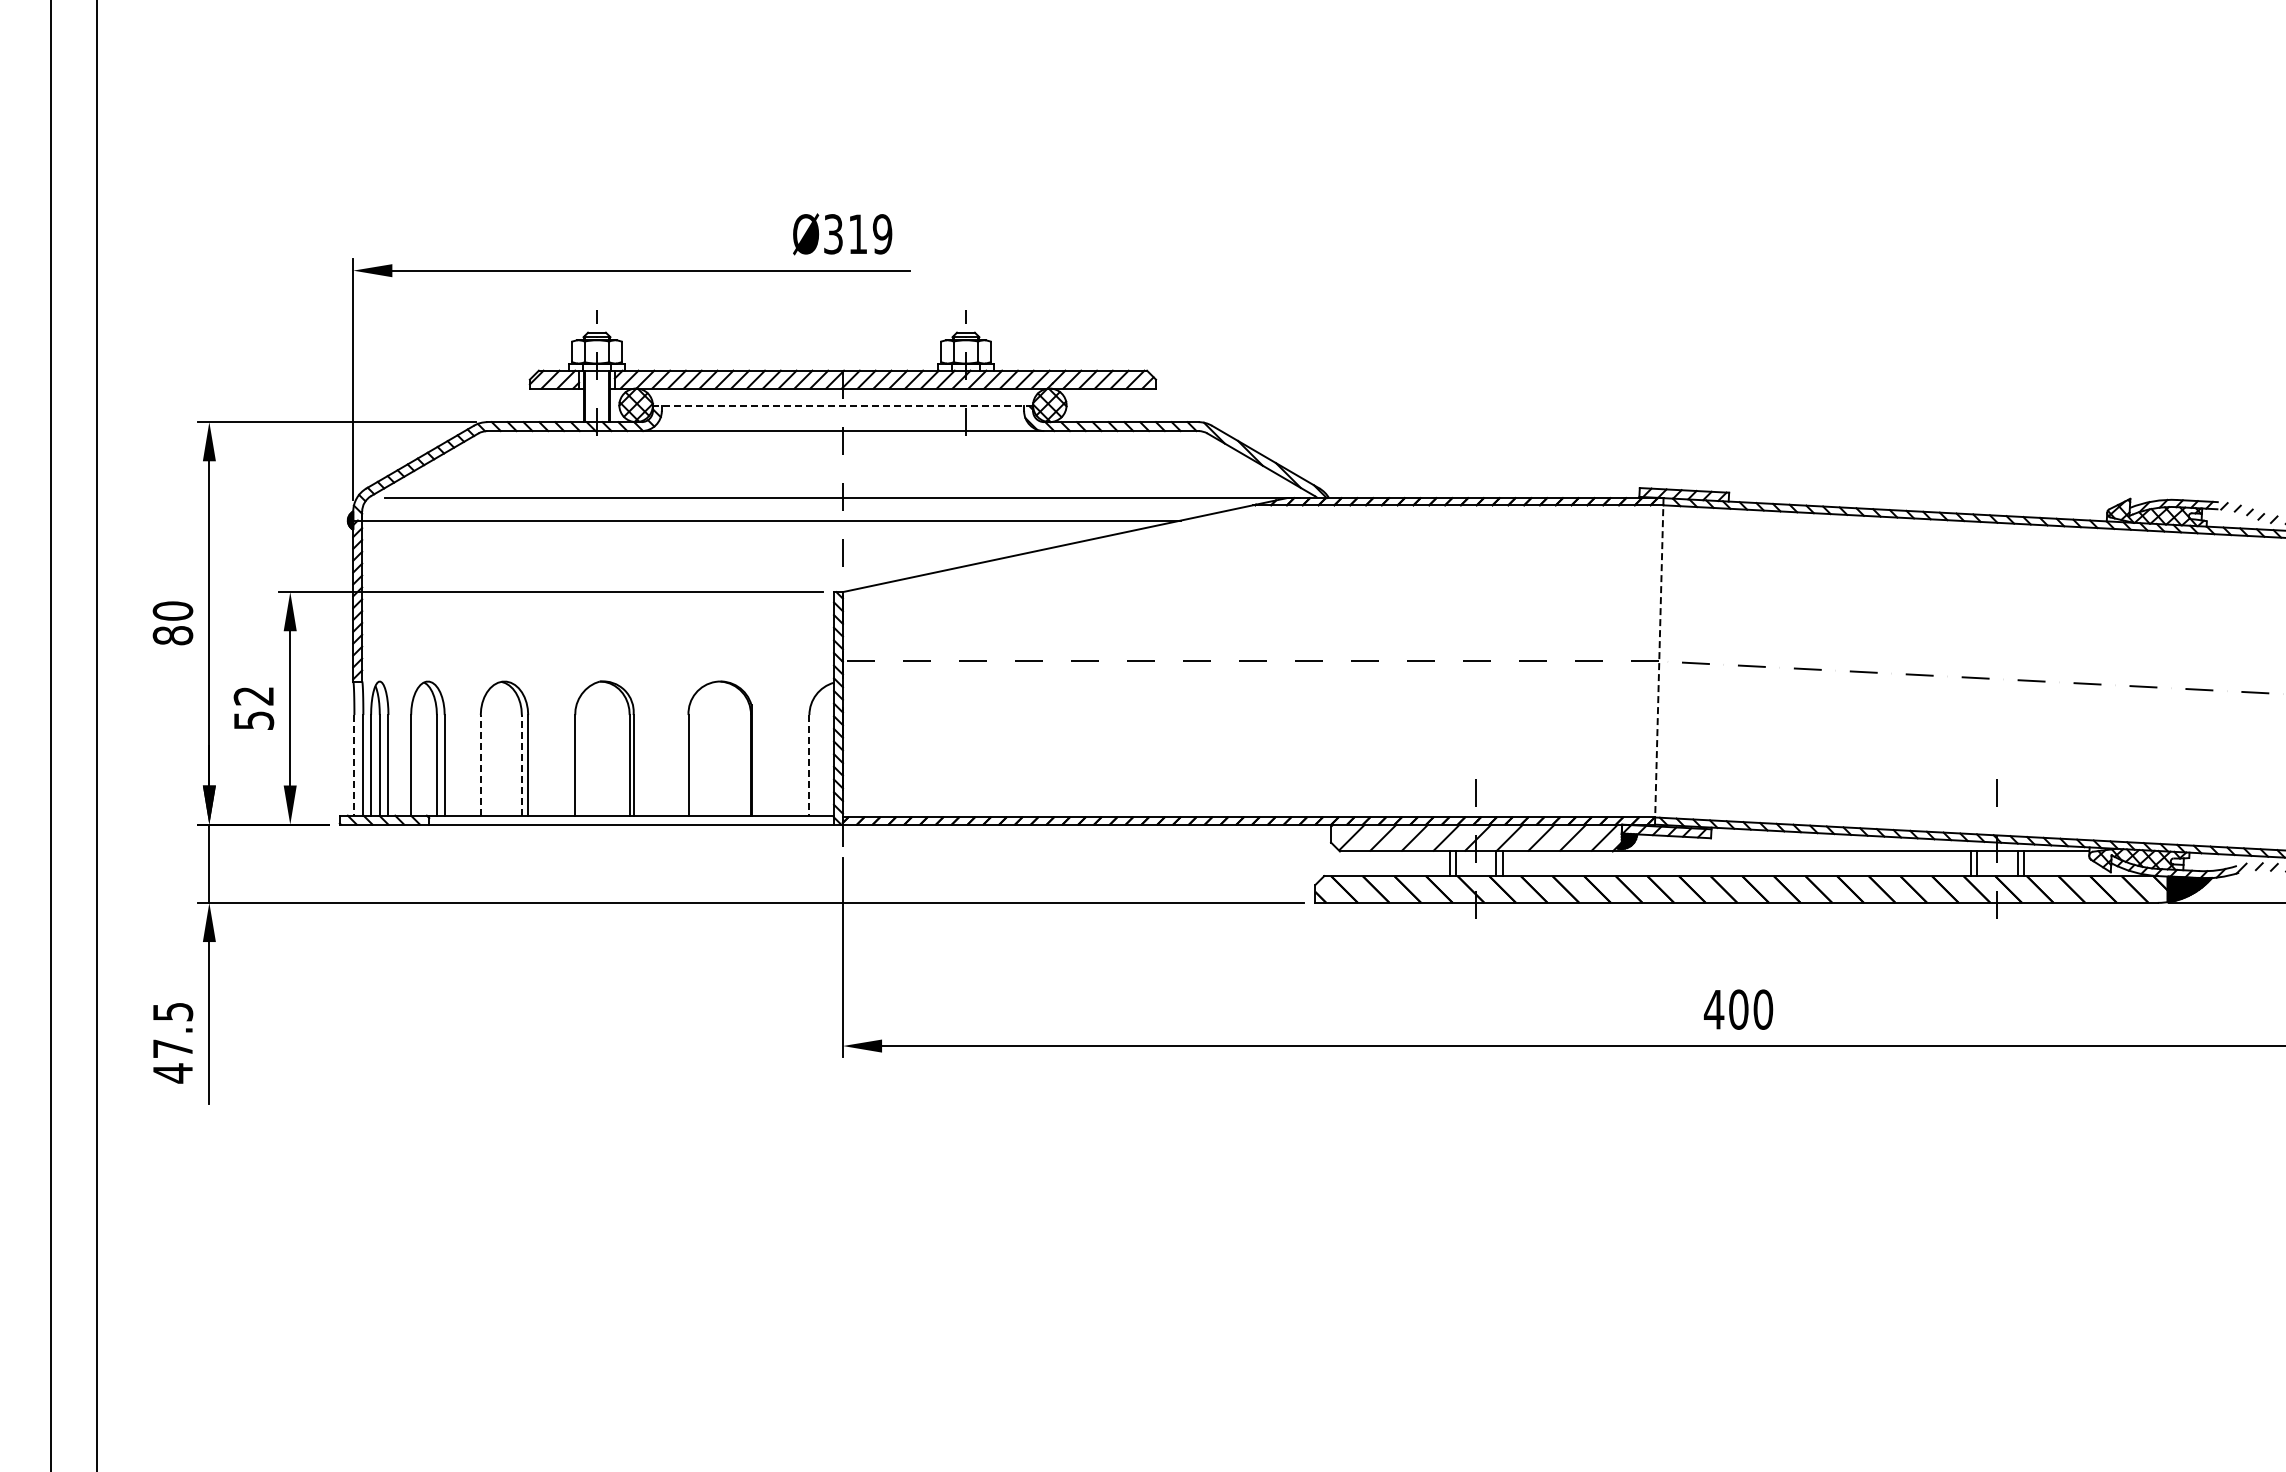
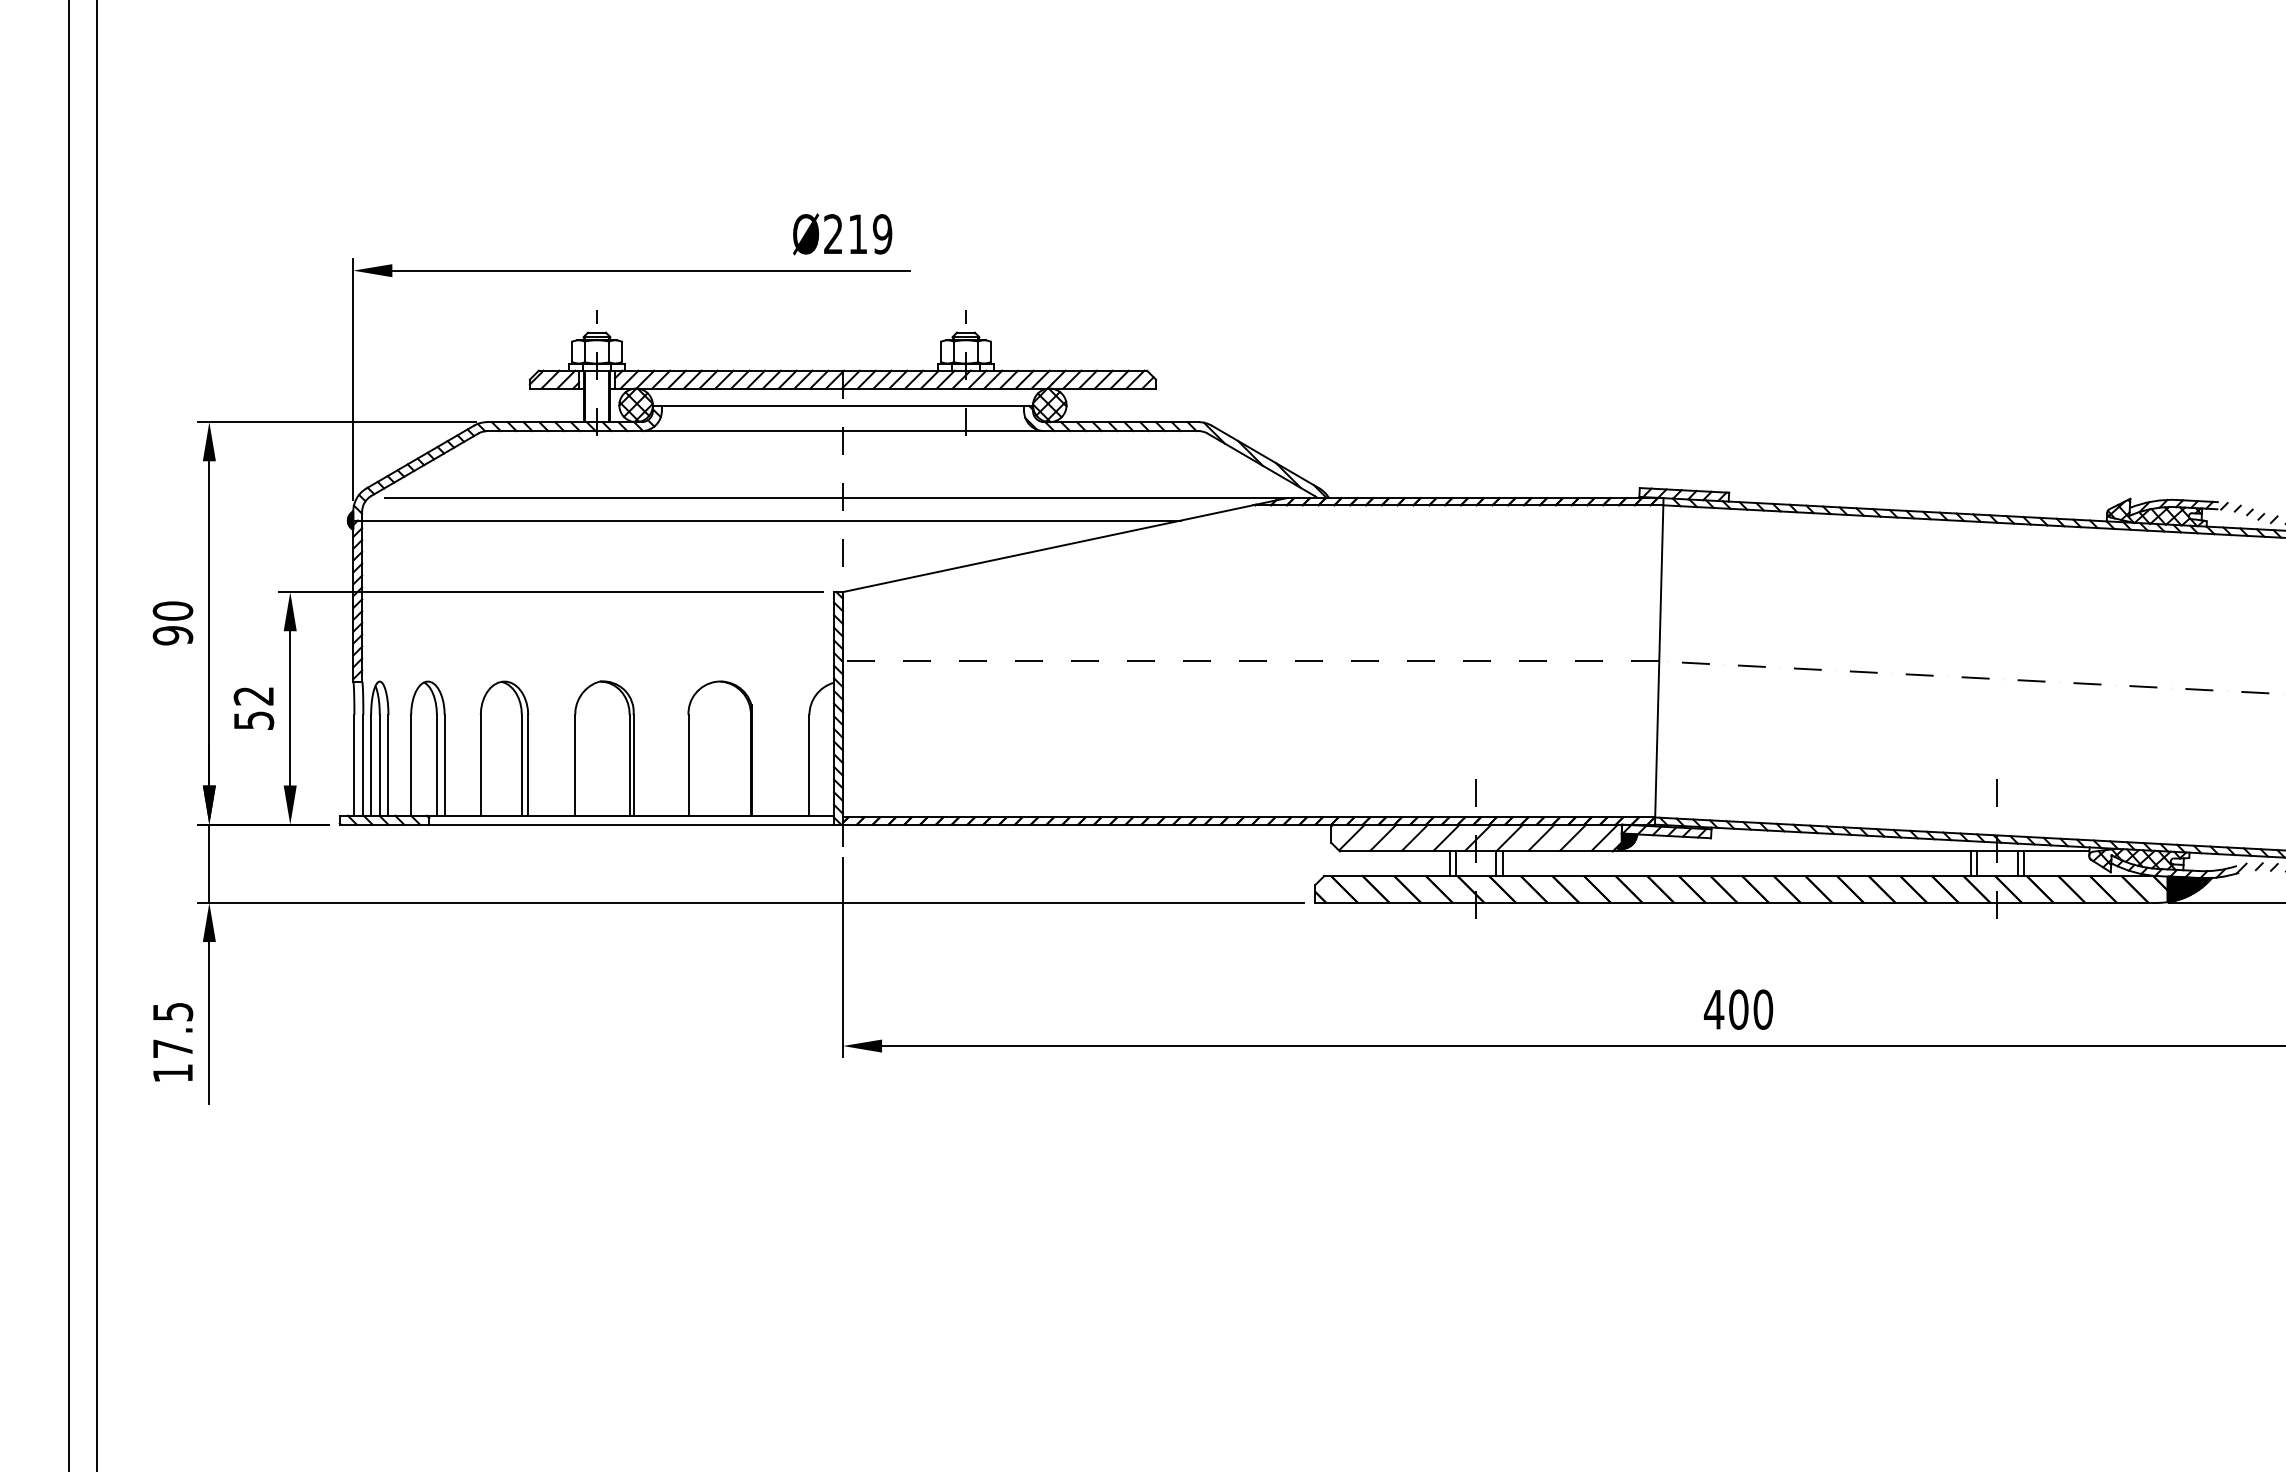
text: Ø319 -> Ø219 (833, 234)
line: dashed -> solid (842, 406)
text: 80 -> 90 (172, 635)
line: dashed -> solid (1659, 661)
line position: (50, 735) -> (68, 735) (68, 735)
line: dashed -> solid (480, 764)
line: dashed -> solid (521, 764)
line: dashed -> solid (354, 765)
line: dashed -> solid (809, 765)
text: 47.5 -> 17.5 (172, 1073)
